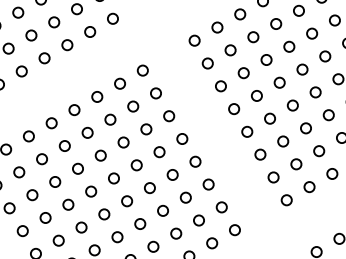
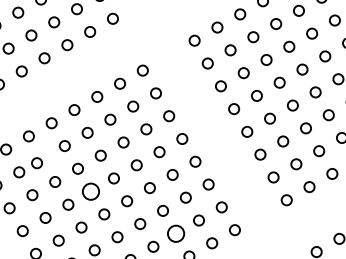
circle position: (41, 159) -> (36, 163) (36, 163)
circle size: 13x13 px -> 18x19 px (90, 191)
circle size: 13x13 px -> 19x19 px (176, 233)
